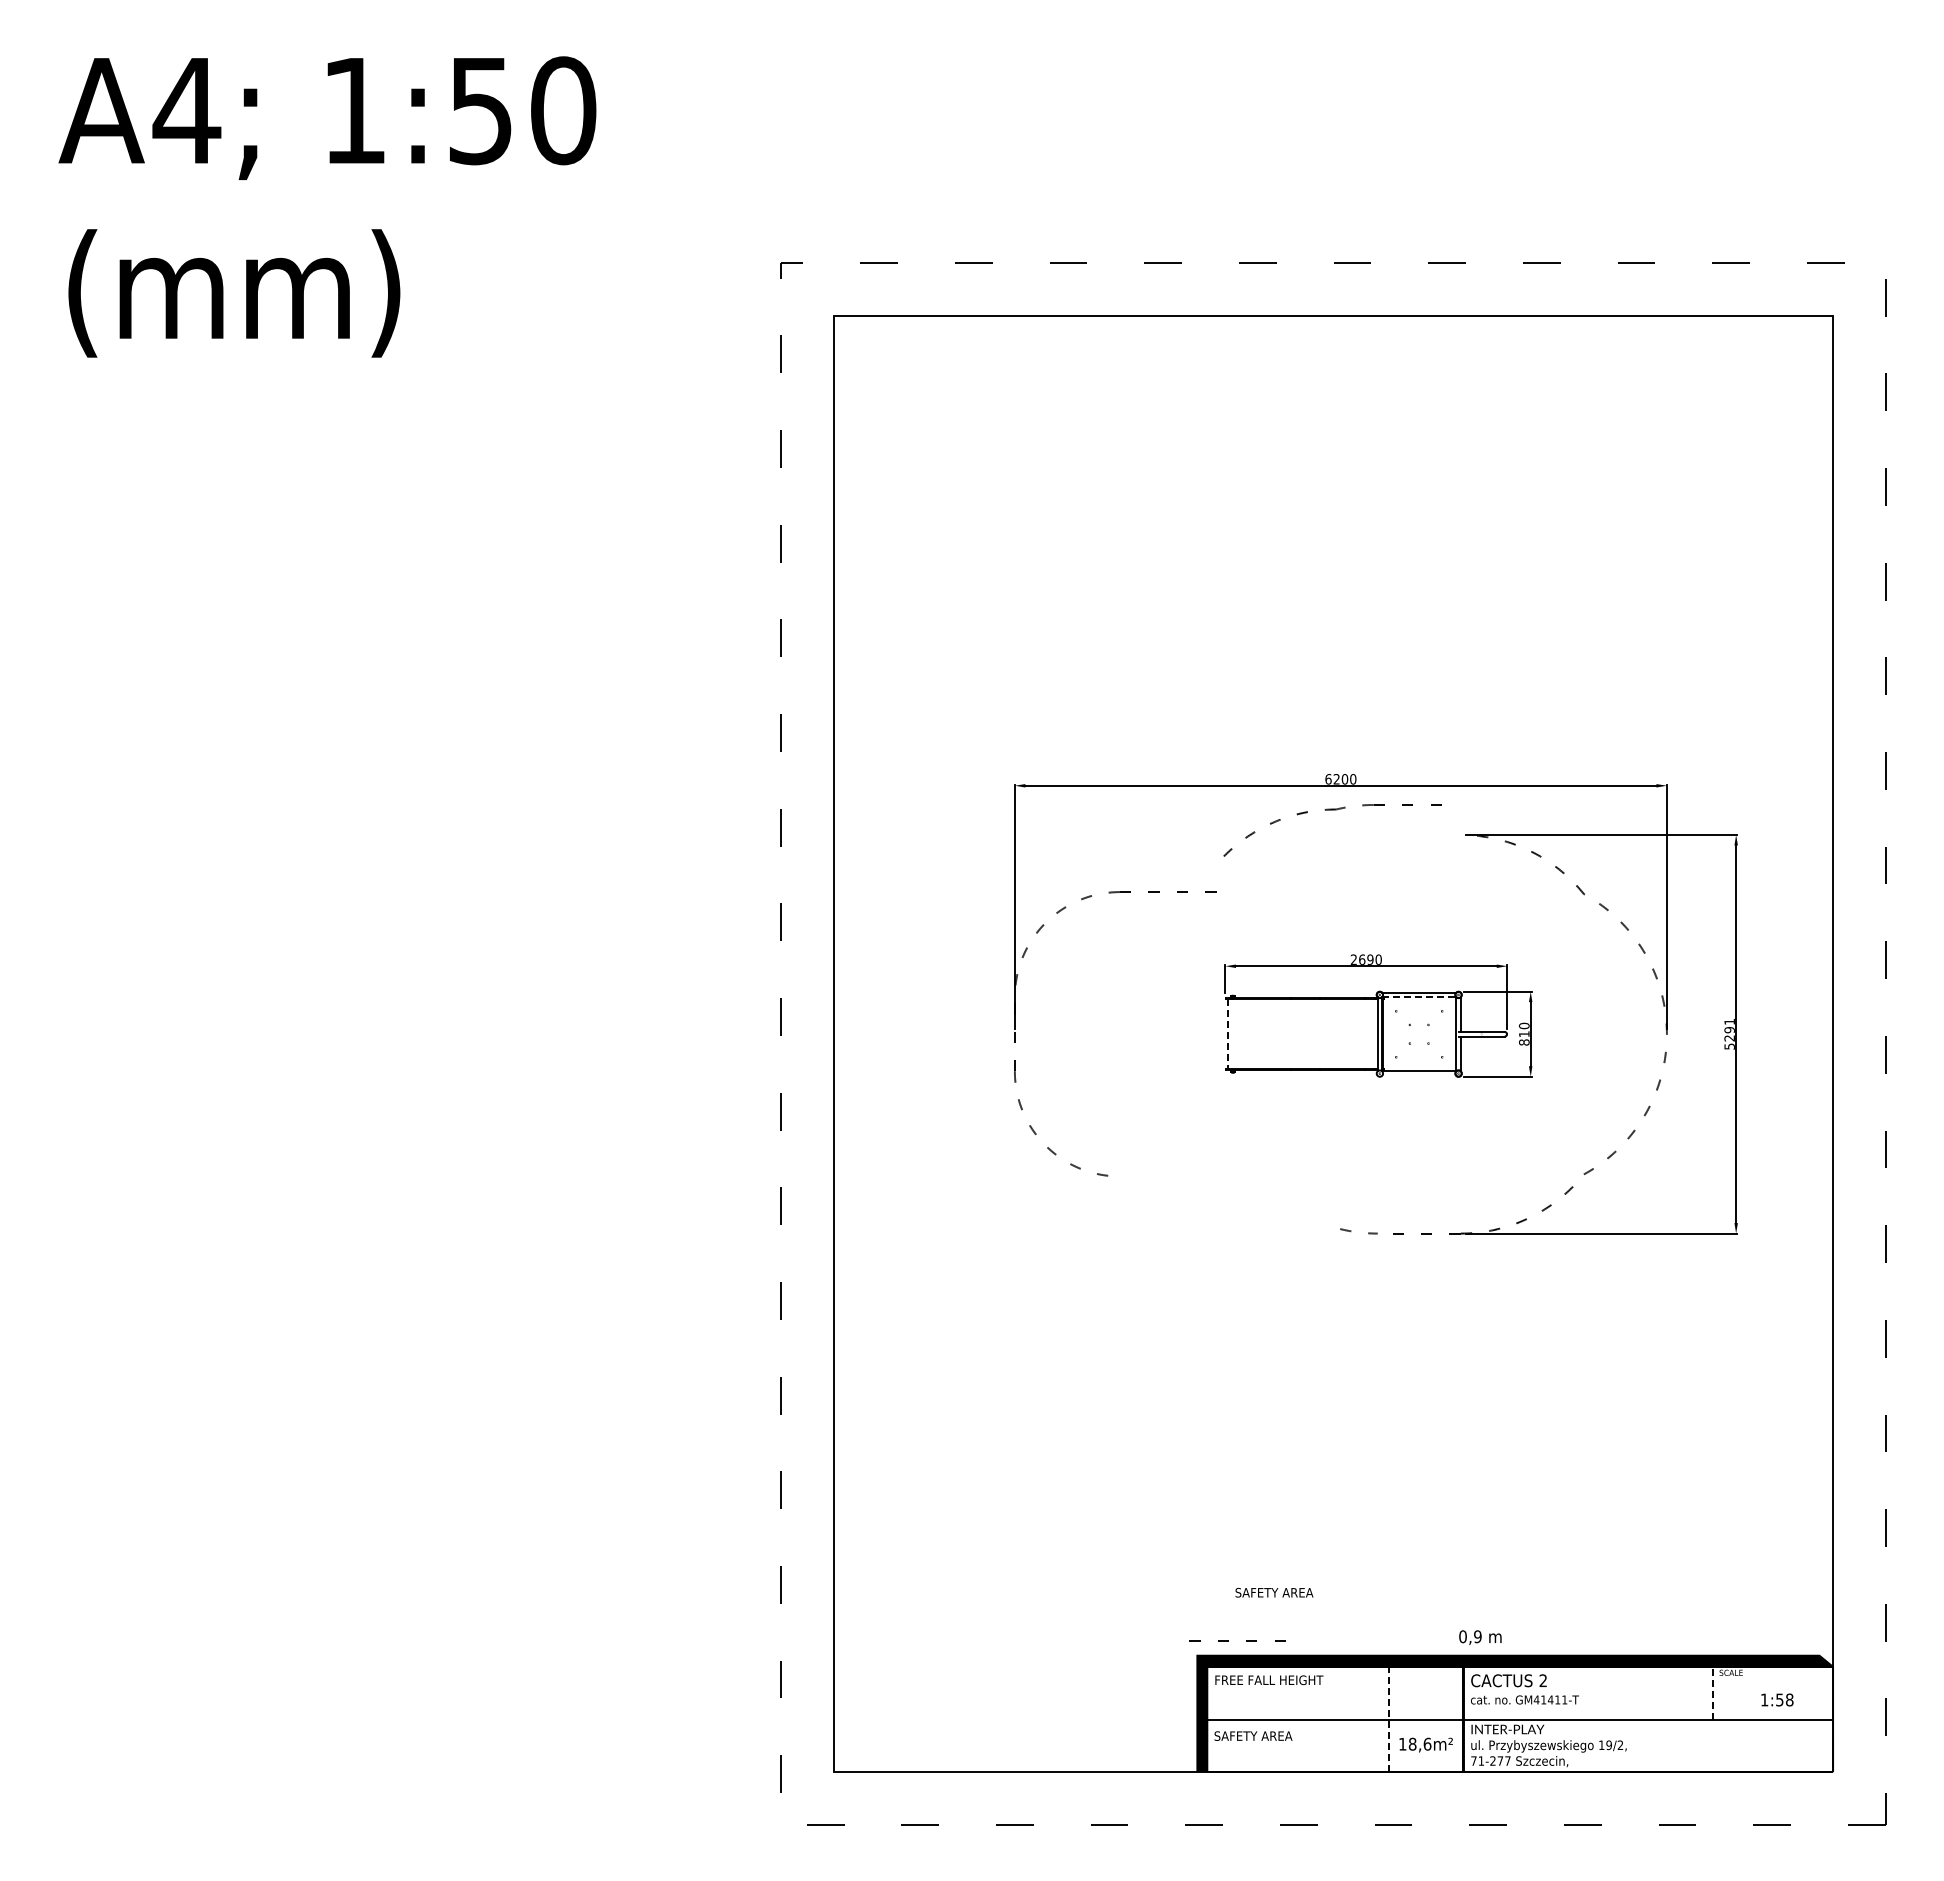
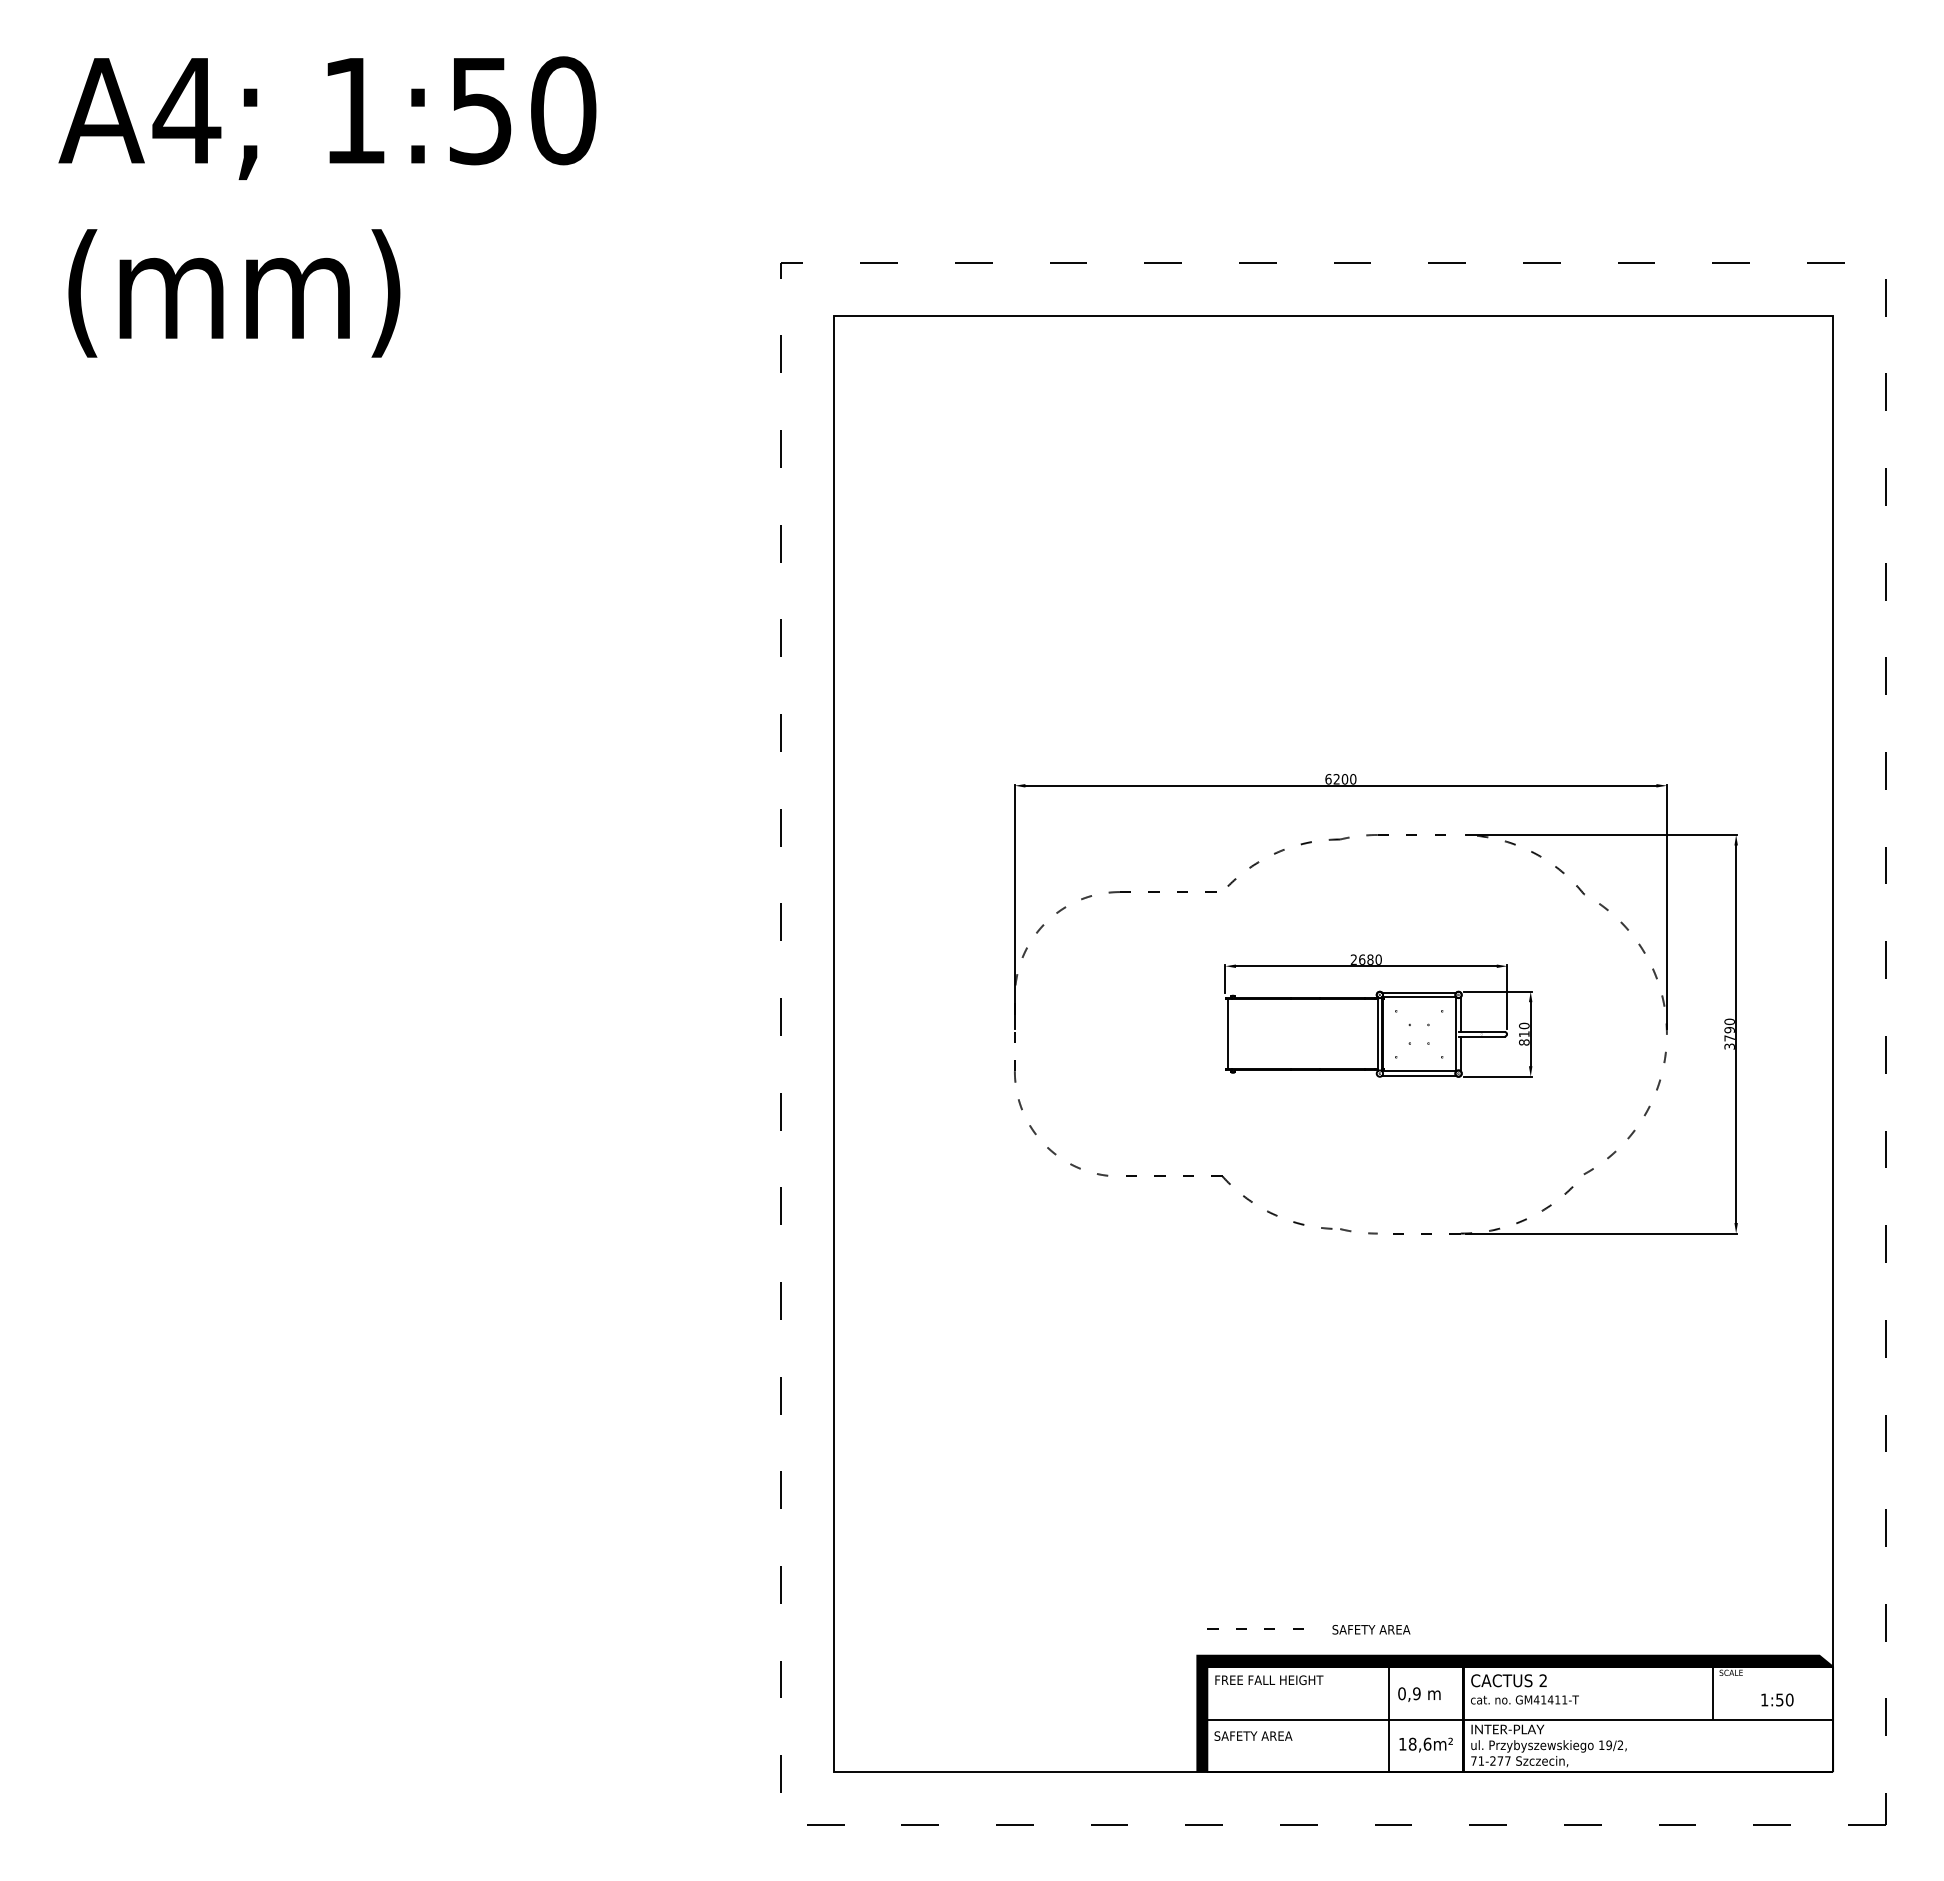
part position: (1332, 810) -> (1336, 840) (1336, 840)
text: 2690 -> 2680 (1370, 959)
line: dashed -> solid (1419, 997)
text: 5291 -> 3790 (1729, 1033)
line: dashed -> solid (1227, 1034)
line: none -> present (1419, 1075)
part: none -> present (1243, 1197)
text position: (1274, 1592) -> (1371, 1629) (1371, 1629)
text position: (1480, 1637) -> (1419, 1694) (1419, 1694)
line position: (1228, 1640) -> (1246, 1628) (1246, 1628)
line: dashed -> solid (1713, 1692)
text: 1:58 -> 1:50 (1789, 1699)
line: dashed -> solid (1389, 1719)
